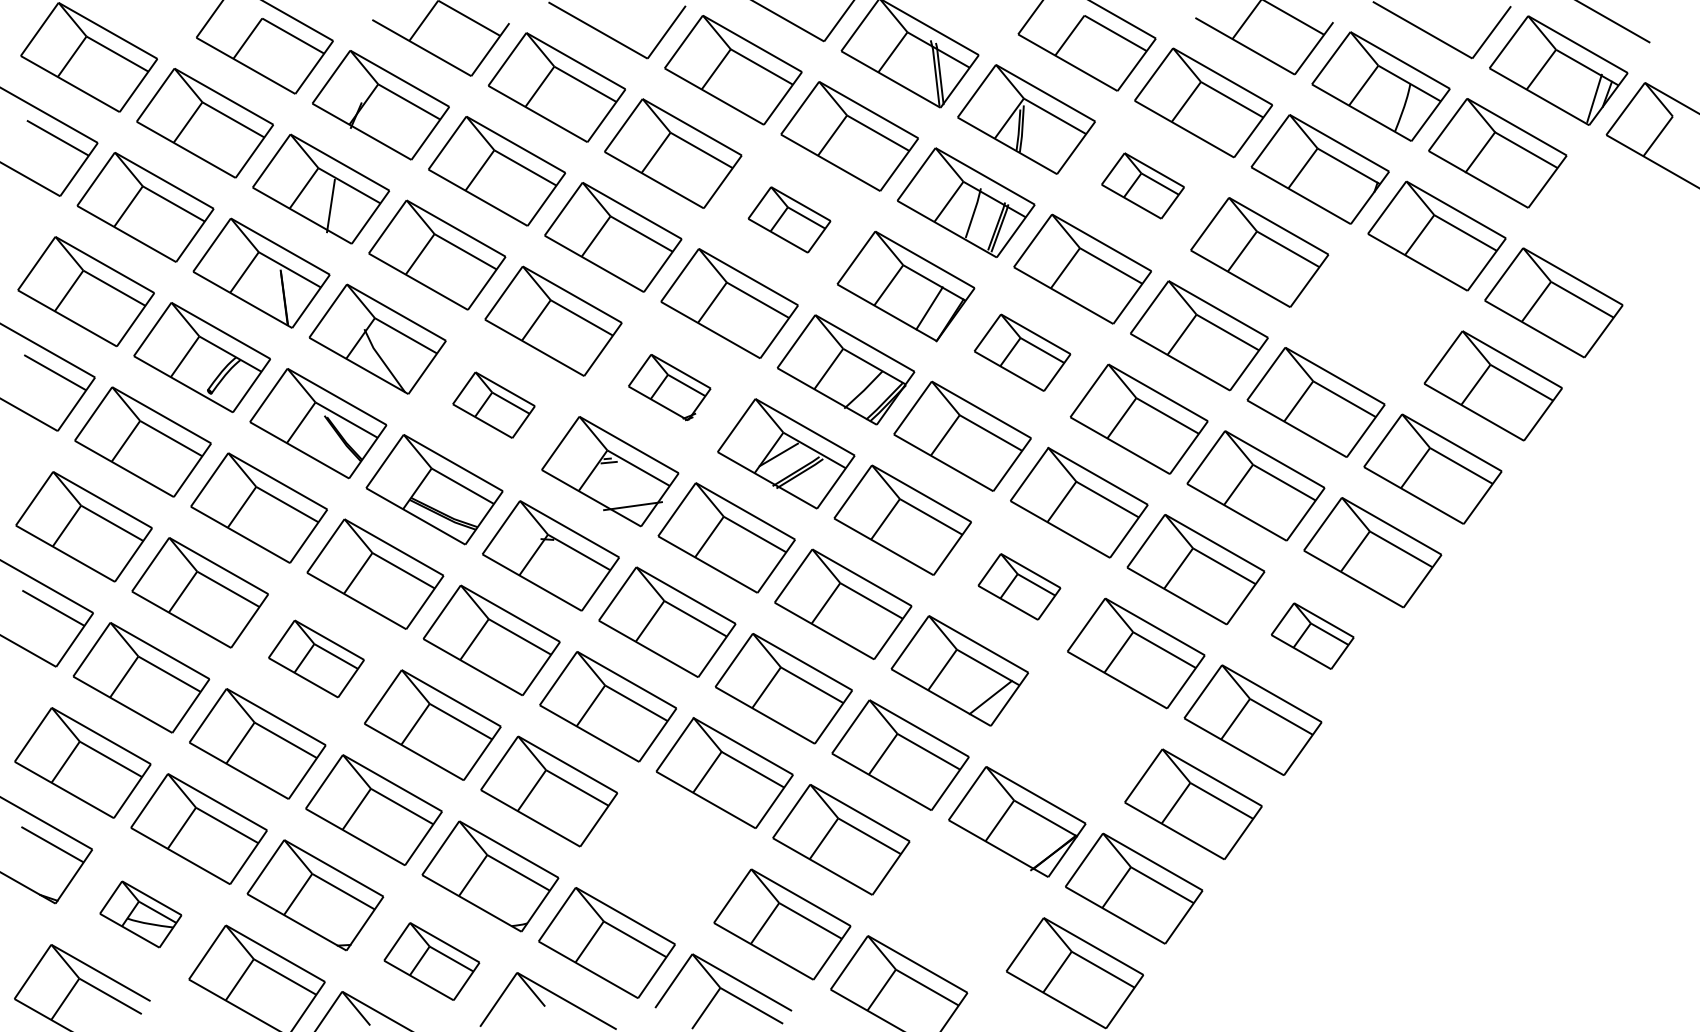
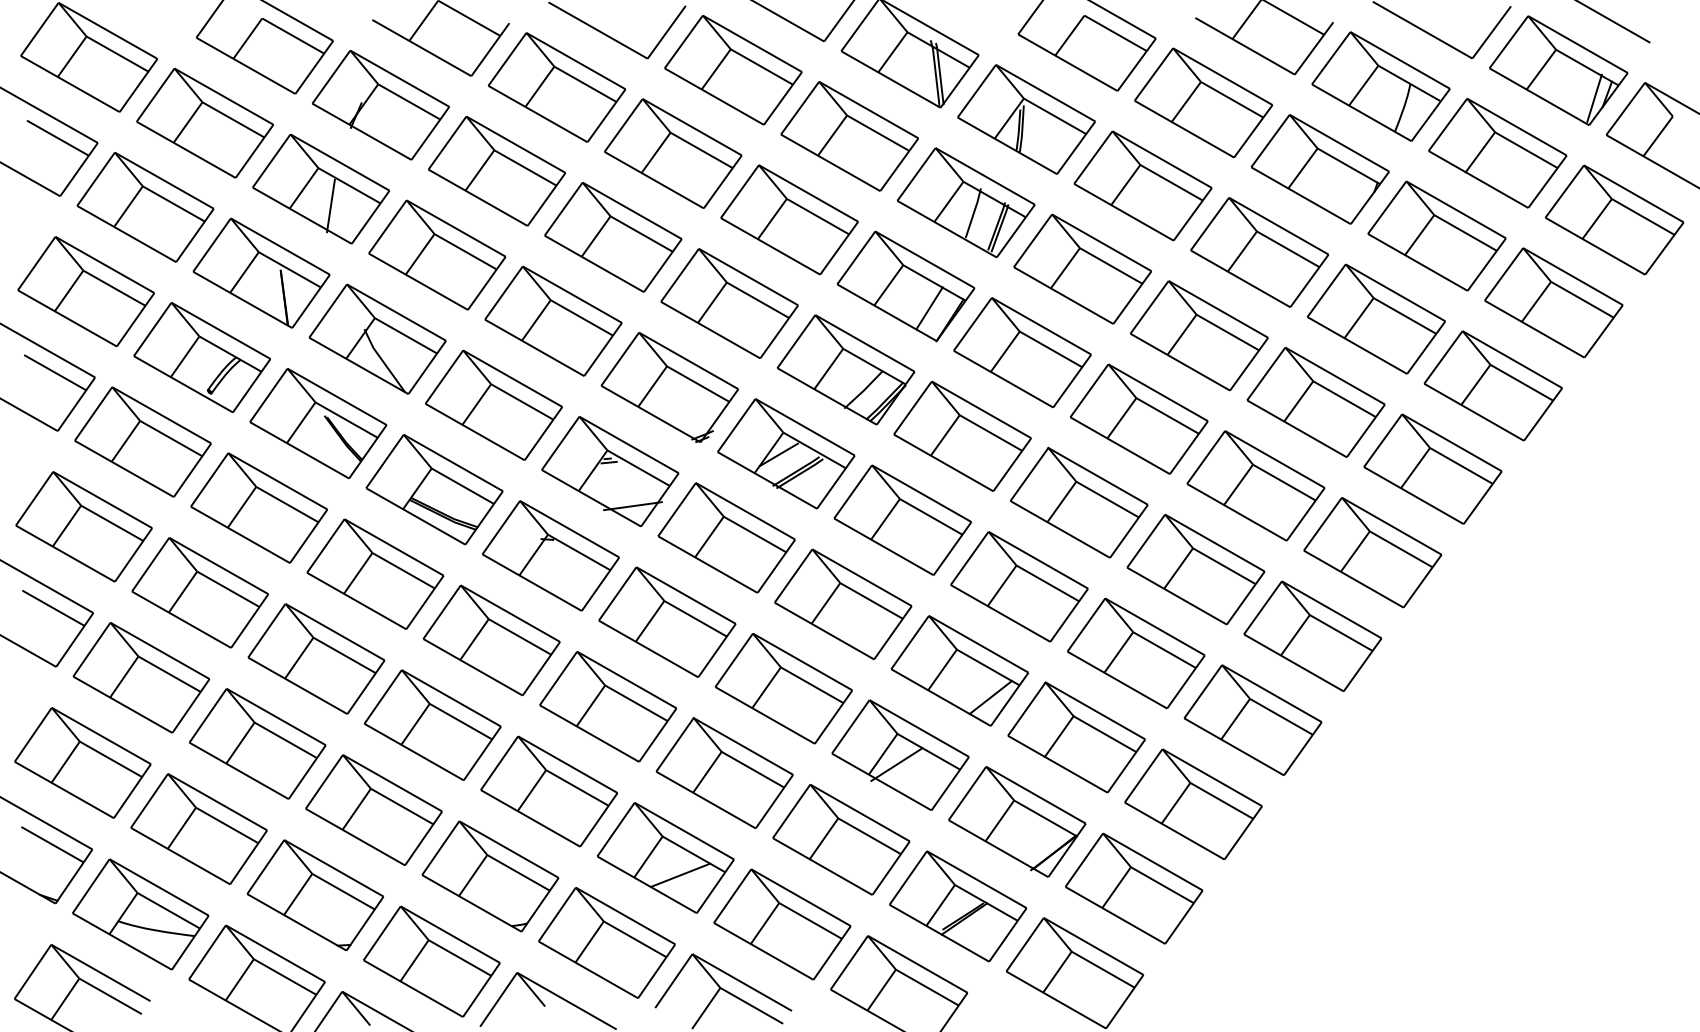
part size: 84x68 px -> 140x112 px (1142, 185)
part size: 85x68 px -> 139x112 px (789, 219)
part: none -> present (1614, 219)
part: none -> present (1376, 318)
part size: 99x79 px -> 139x112 px (1022, 352)
part size: 84x68 px -> 139x111 px (669, 387)
part size: 84x68 px -> 138x112 px (493, 404)
part size: 85x68 px -> 139x112 px (1019, 586)
part size: 85x68 px -> 139x112 px (1312, 635)
part size: 97x80 px -> 139x112 px (316, 658)
part: none -> present (1076, 737)
line: none -> present (896, 764)
part: none -> present (665, 857)
part: none -> present (958, 906)
part size: 84x69 px -> 138x113 px (140, 914)
part size: 98x79 px -> 138x113 px (431, 961)
